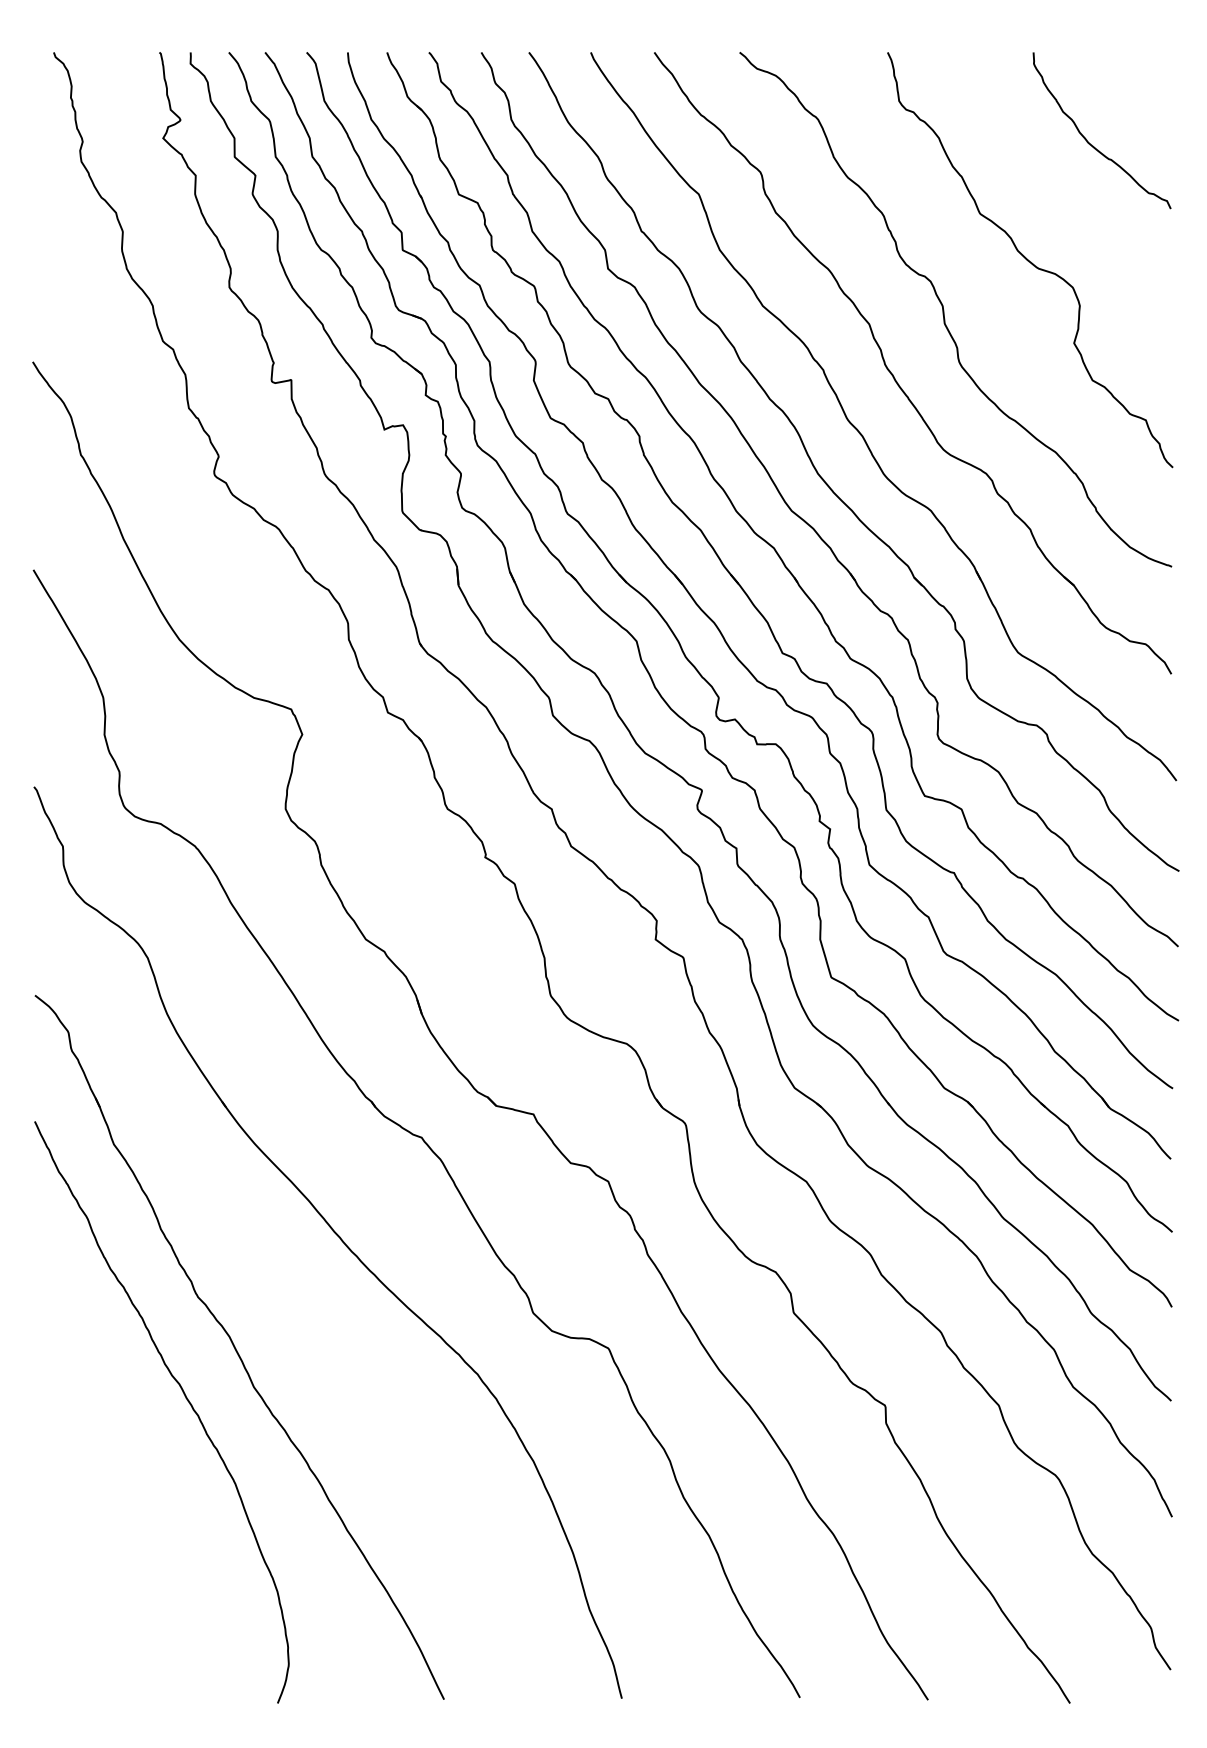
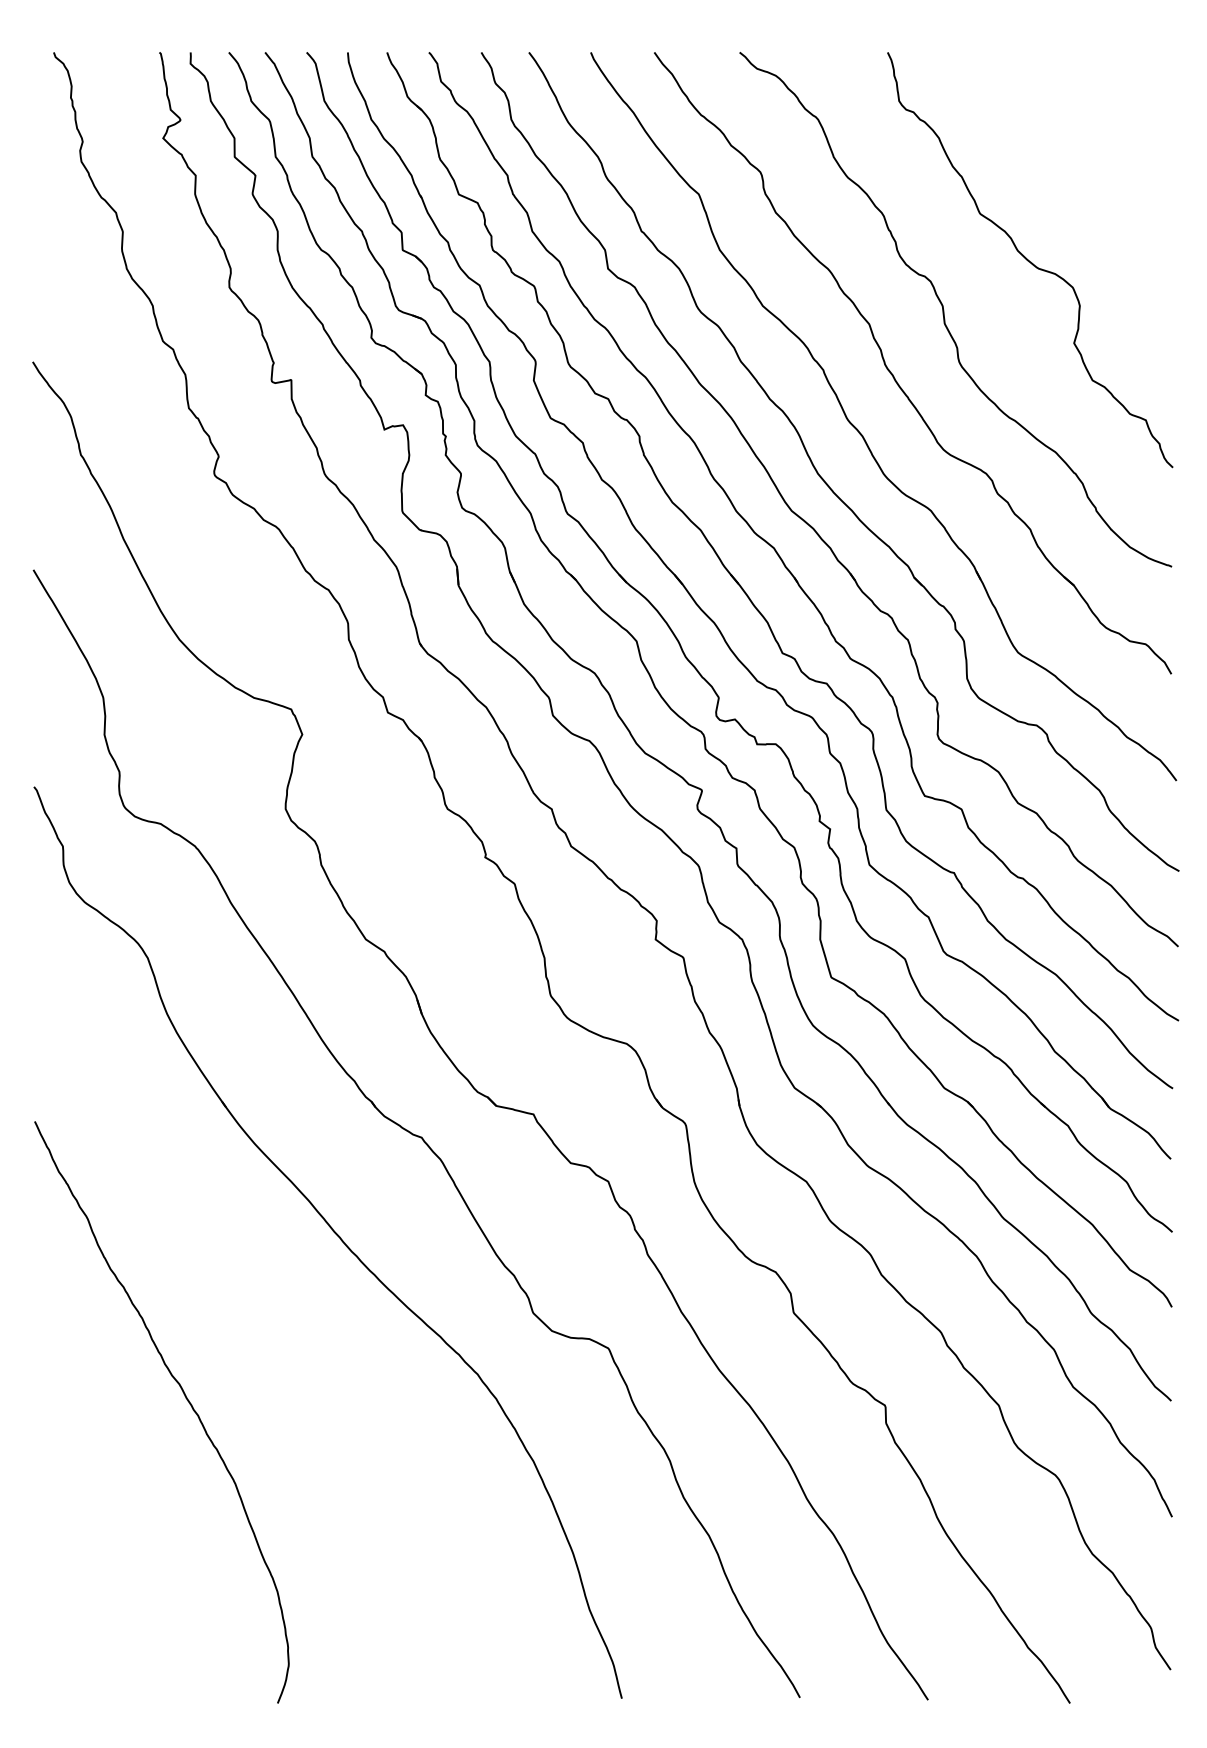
curve: present -> none (1089, 142)
part: present -> none (239, 1347)
